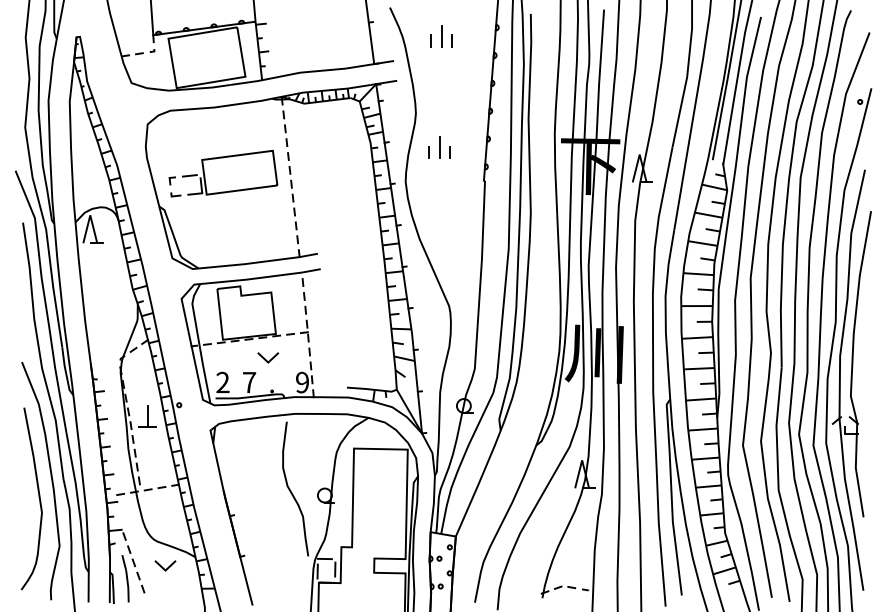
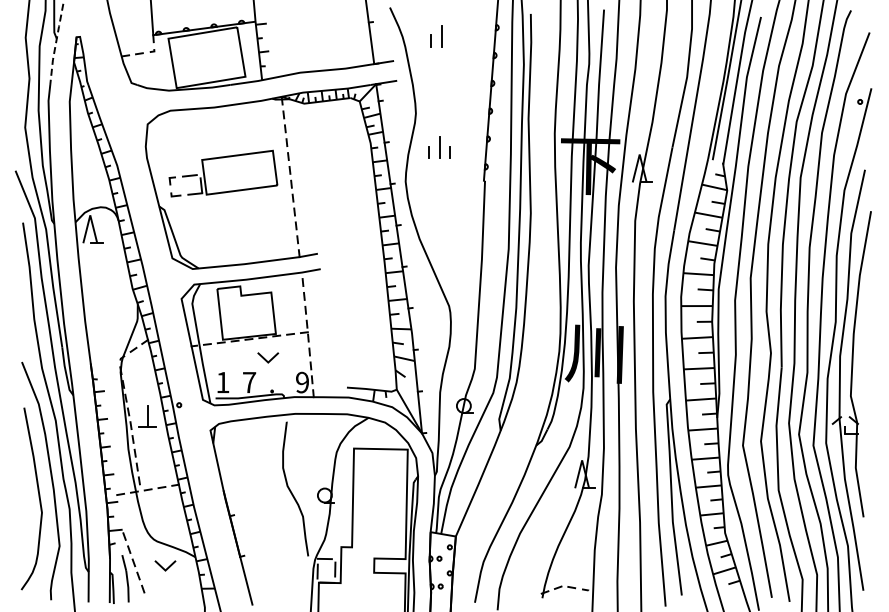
line: present -> none (451, 40)
line: solid -> dashed (55, 43)
text: 2 -> 1 (222, 381)
